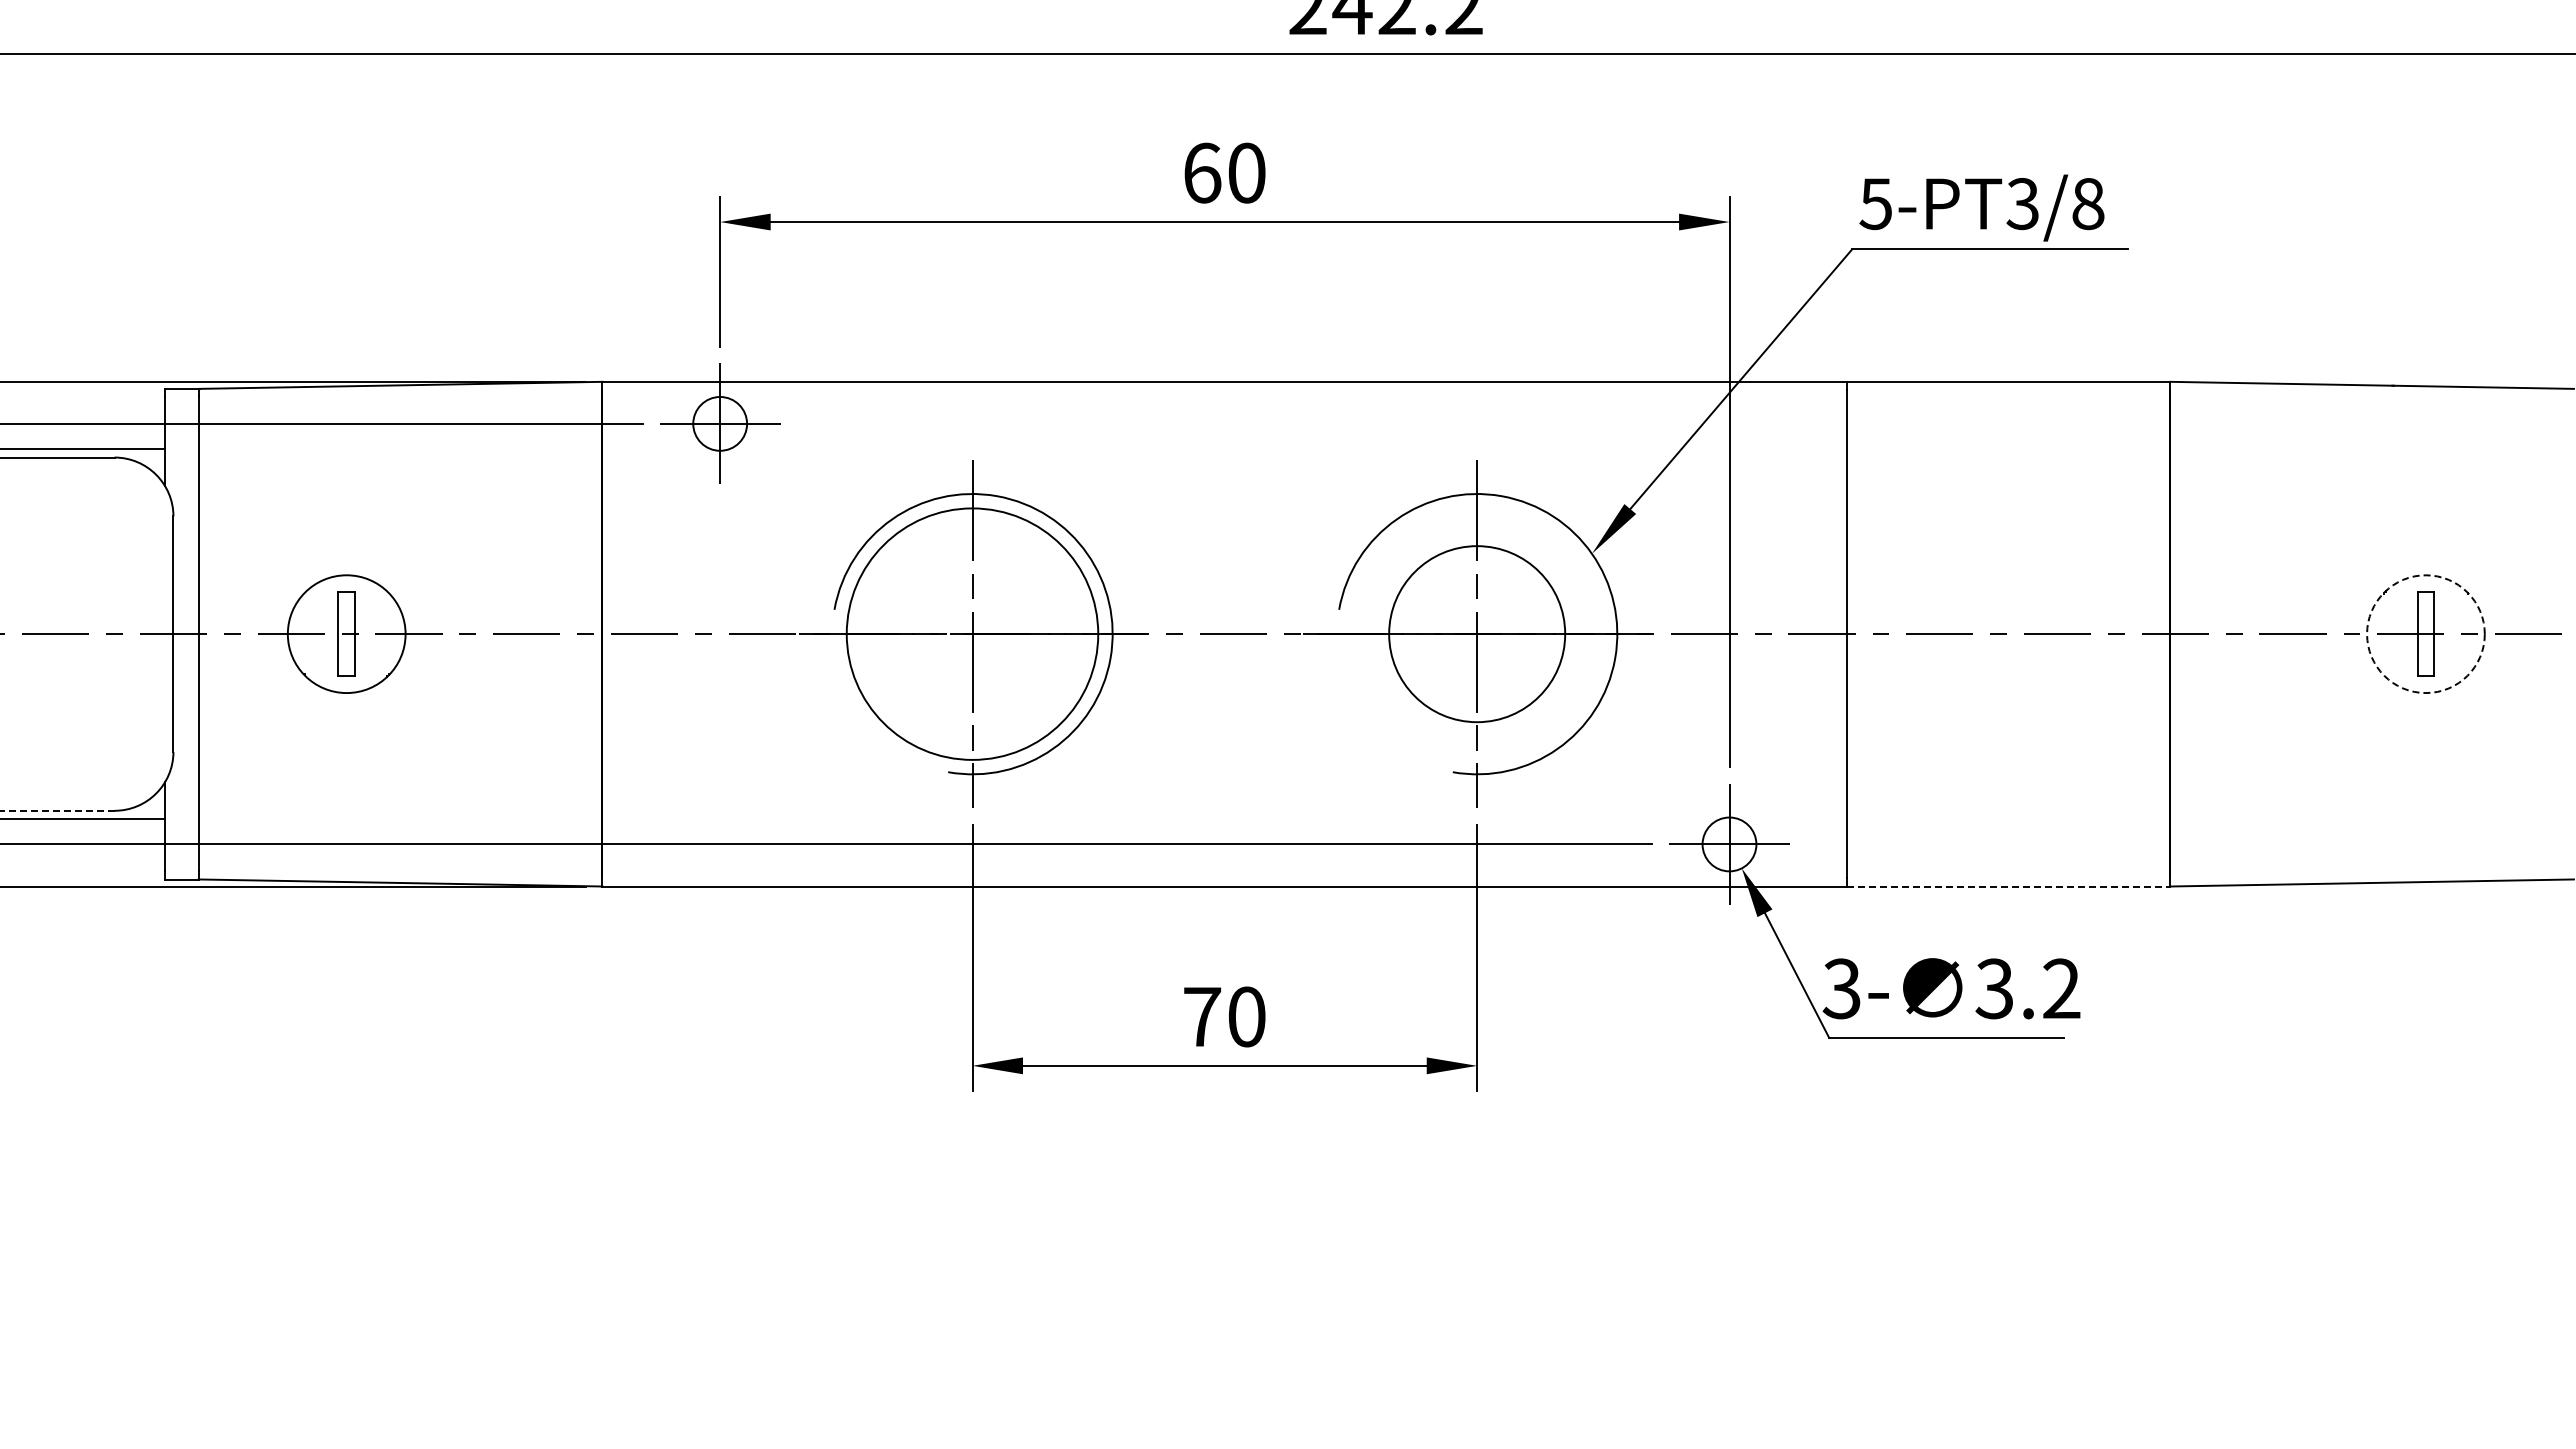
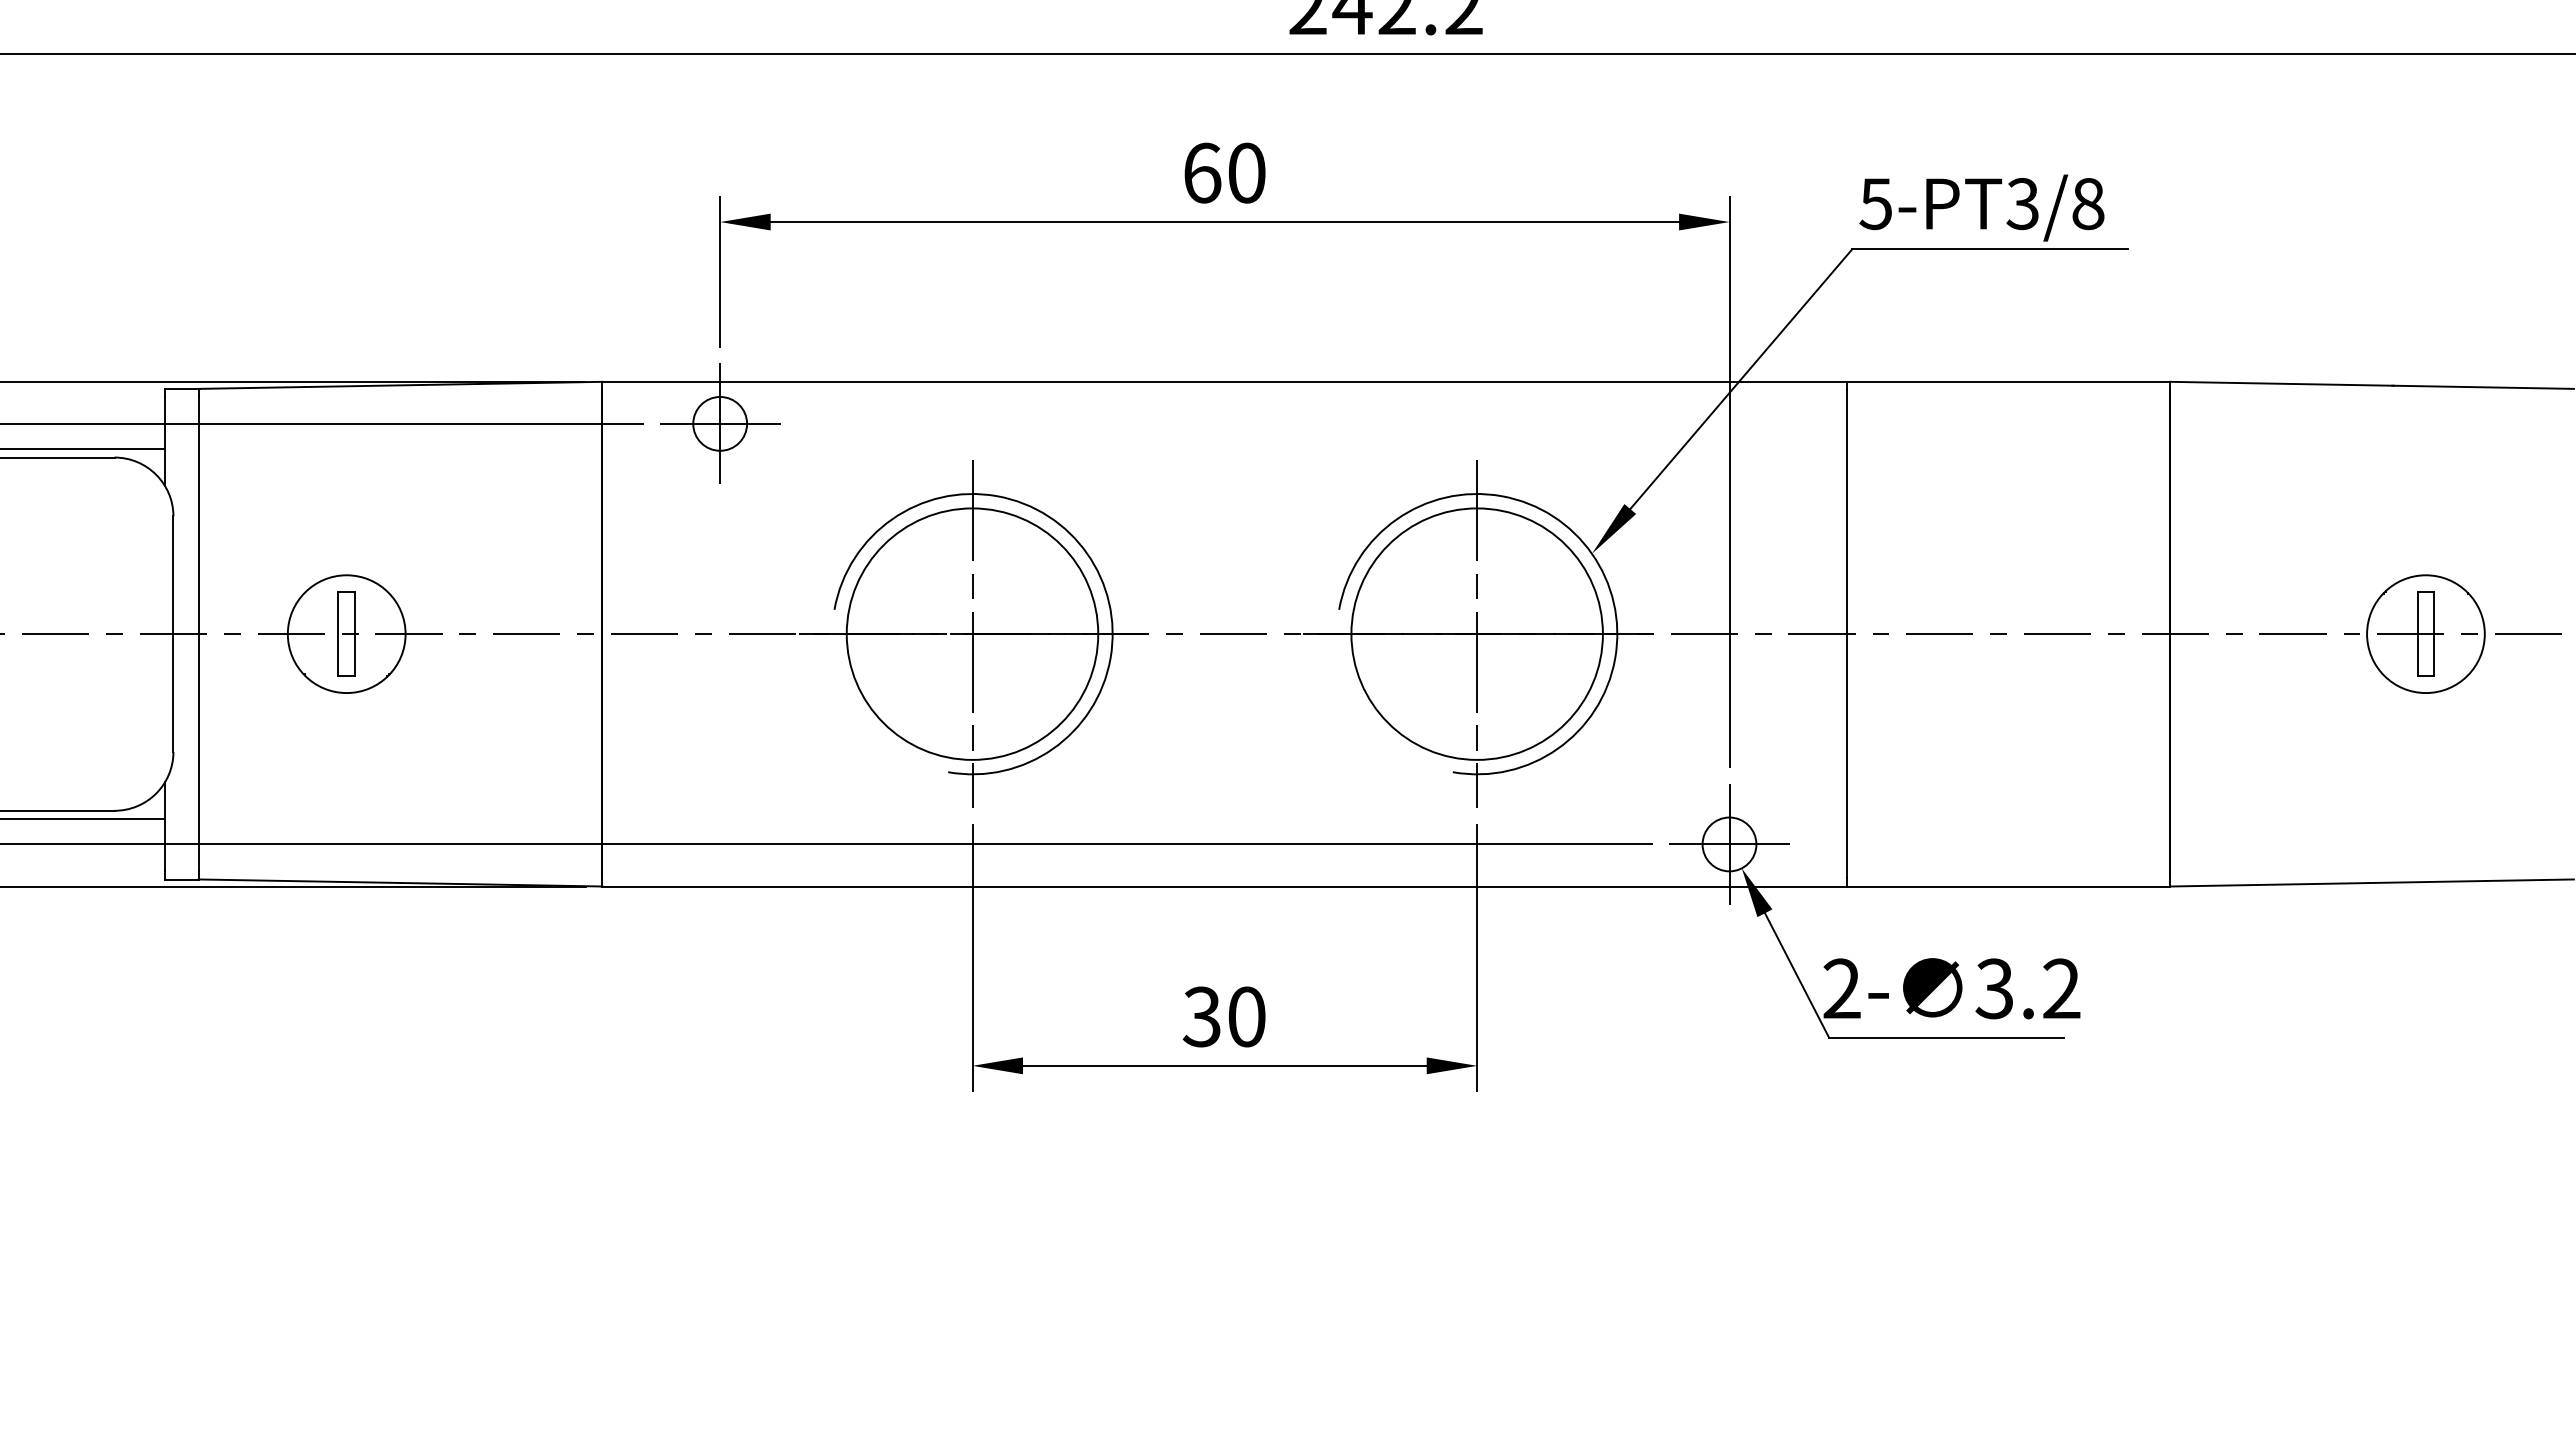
circle diameter: 176 px -> 251 px (1476, 633)
circle: dashed -> solid (2425, 634)
line: dashed -> solid (57, 810)
line: dashed -> solid (2009, 886)
text: 3- -> 2- (1841, 988)
text: 70 -> 30 (1201, 1016)
